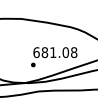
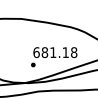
text: 681.08 -> 681.18 (65, 52)
